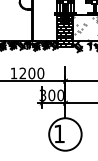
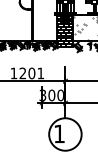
text: 1200 -> 1201 (40, 73)
